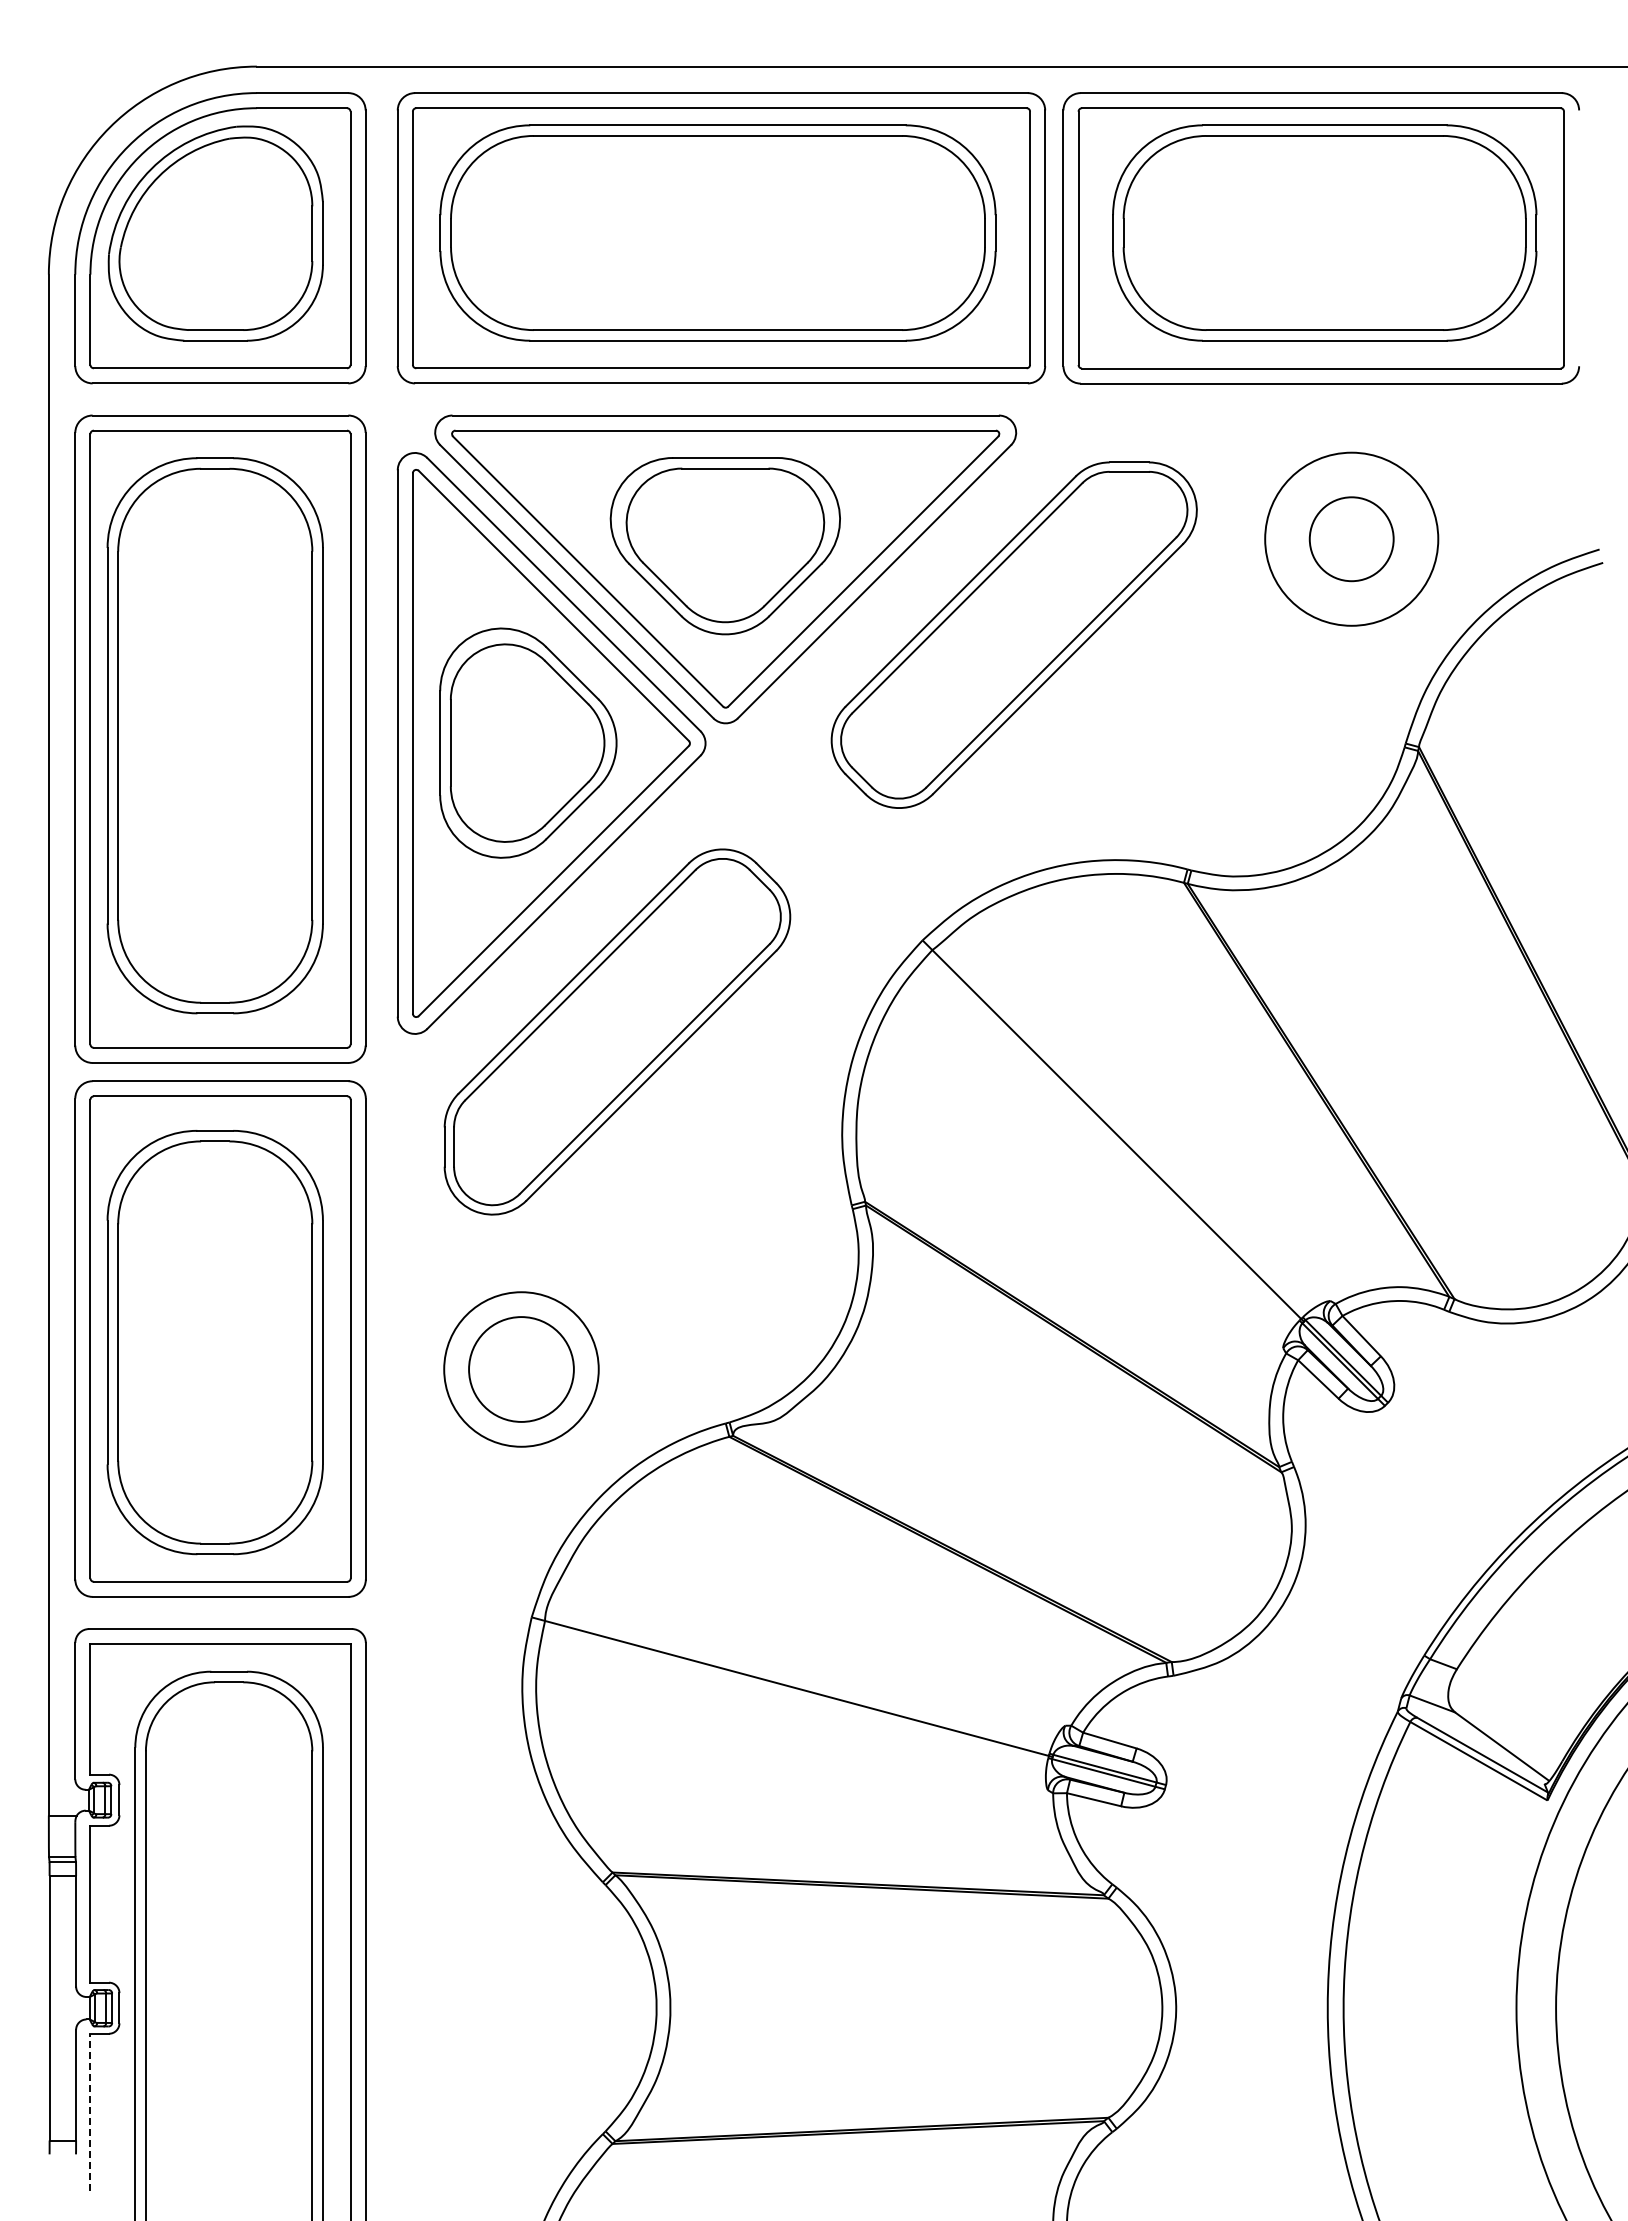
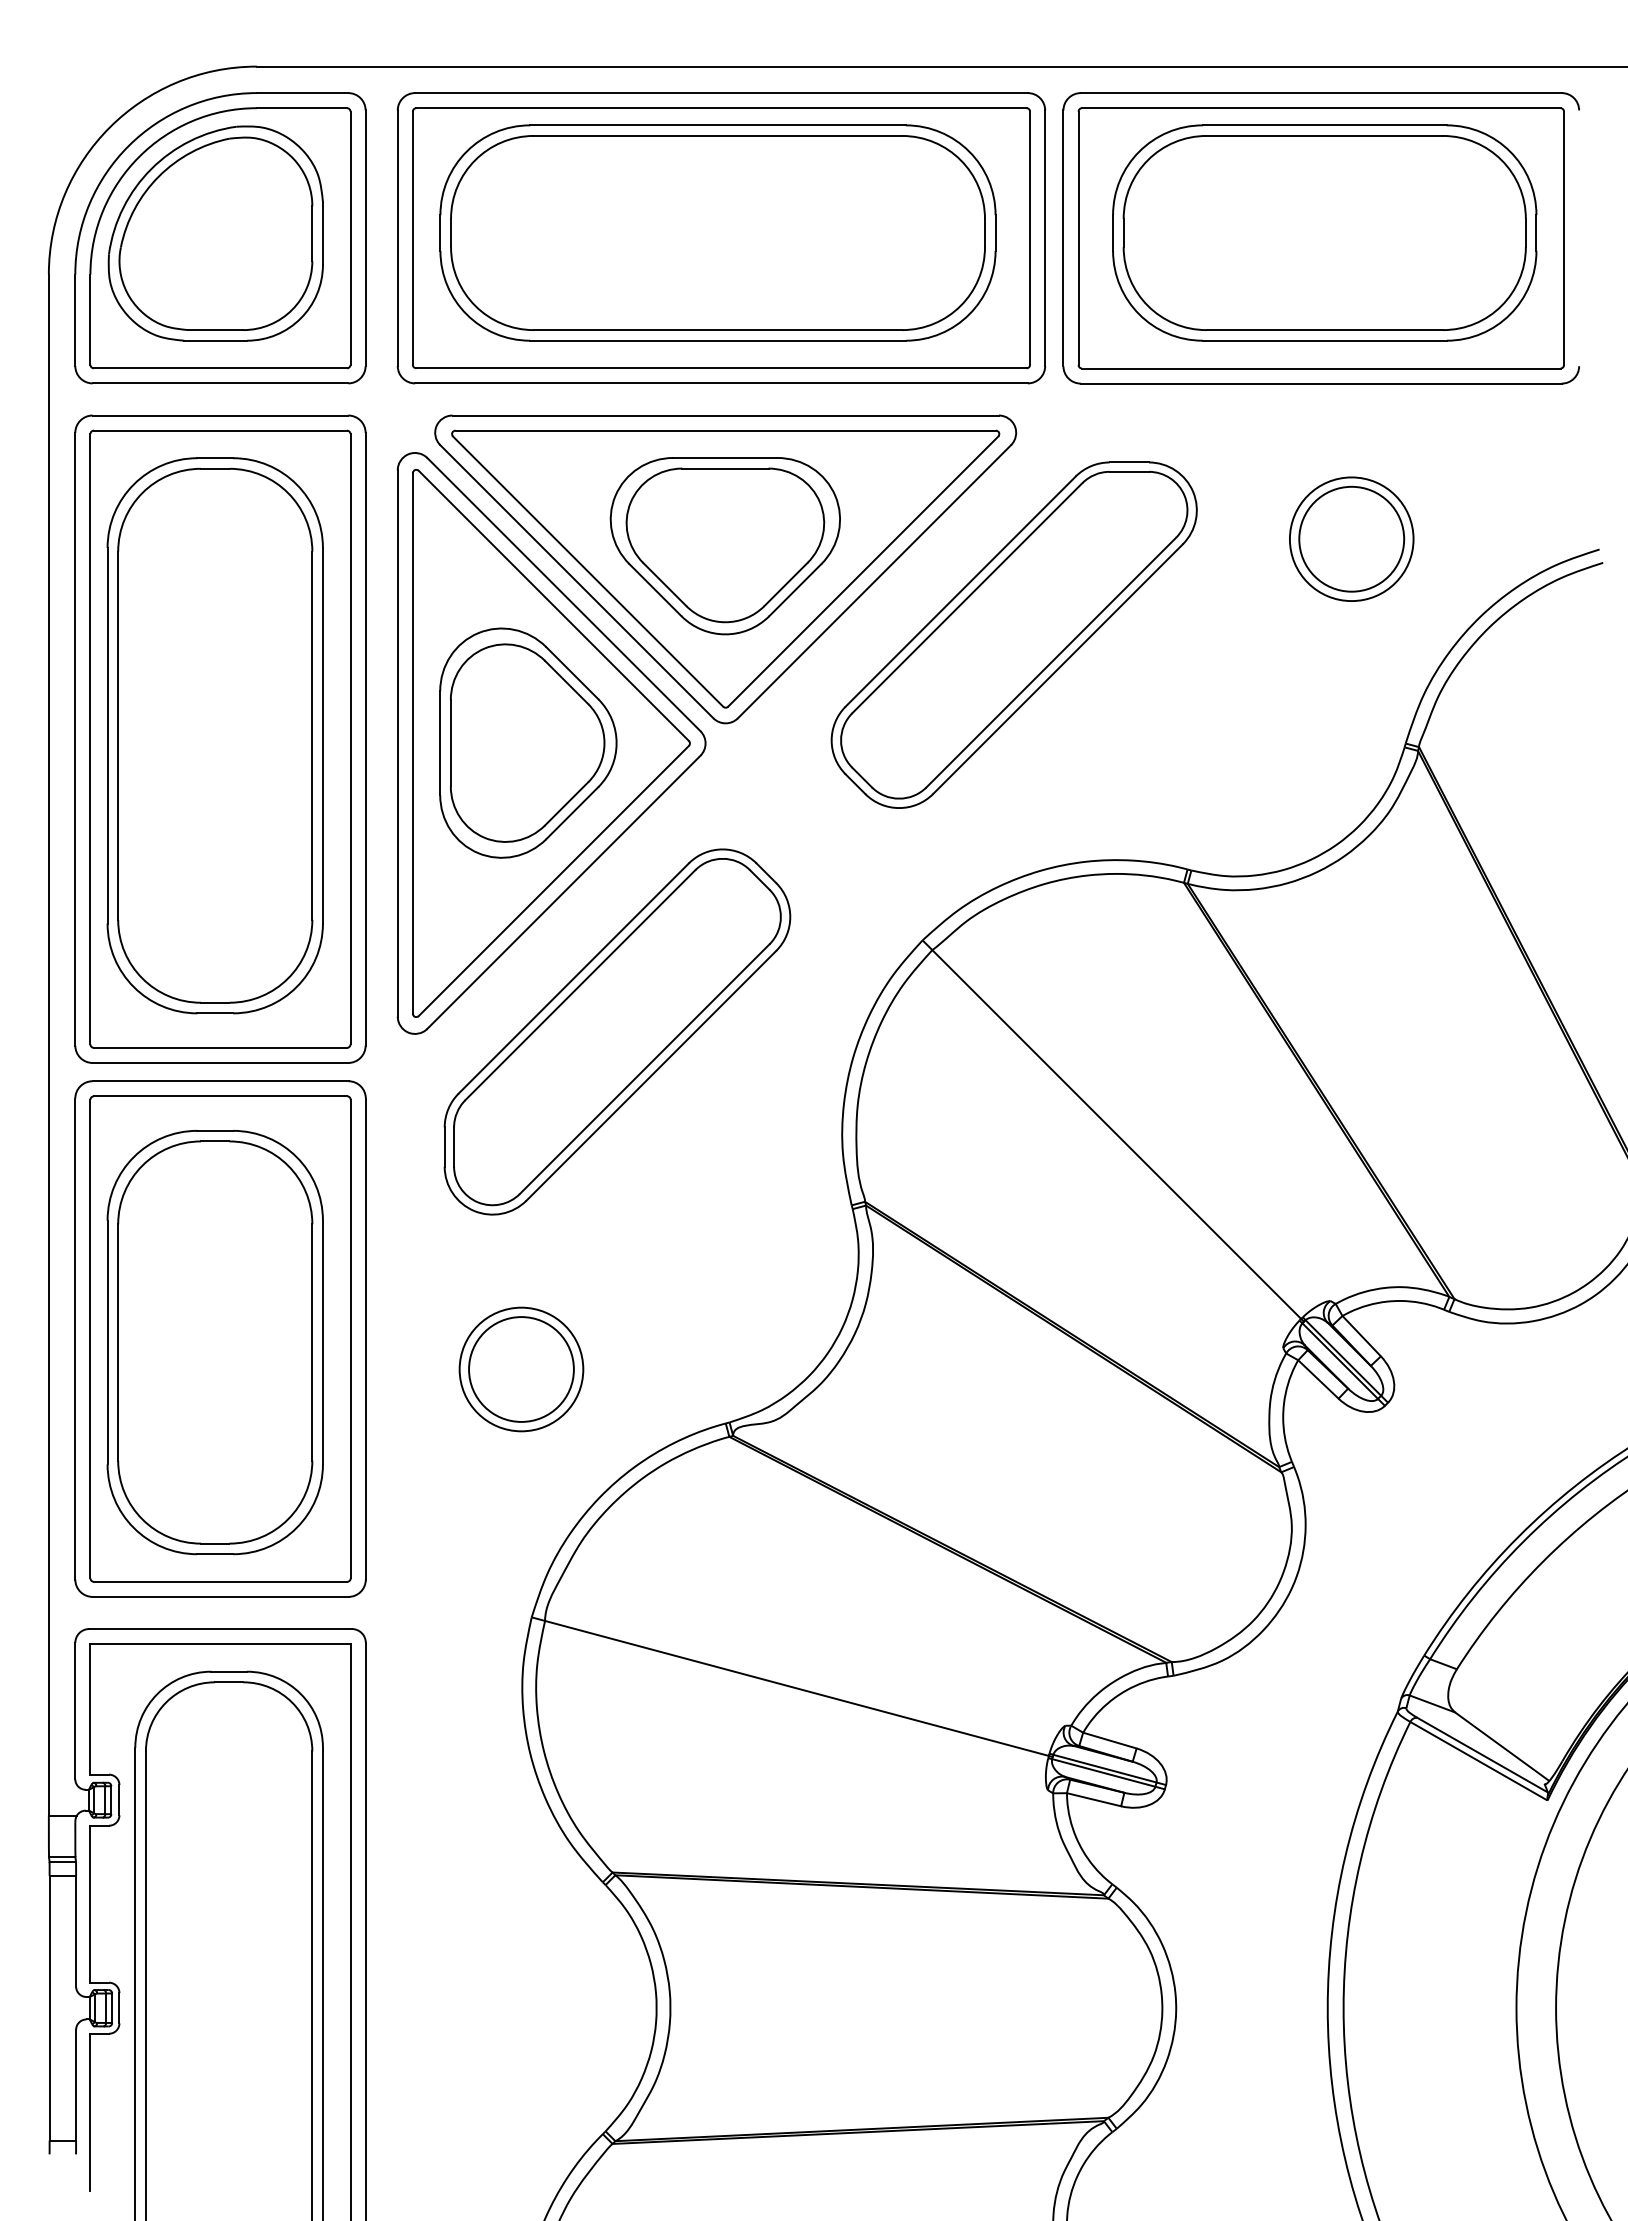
circle diameter: 173 px -> 124 px (1351, 539)
circle diameter: 84 px -> 105 px (1351, 538)
circle diameter: 155 px -> 124 px (521, 1369)
line: dashed -> solid (90, 2111)
